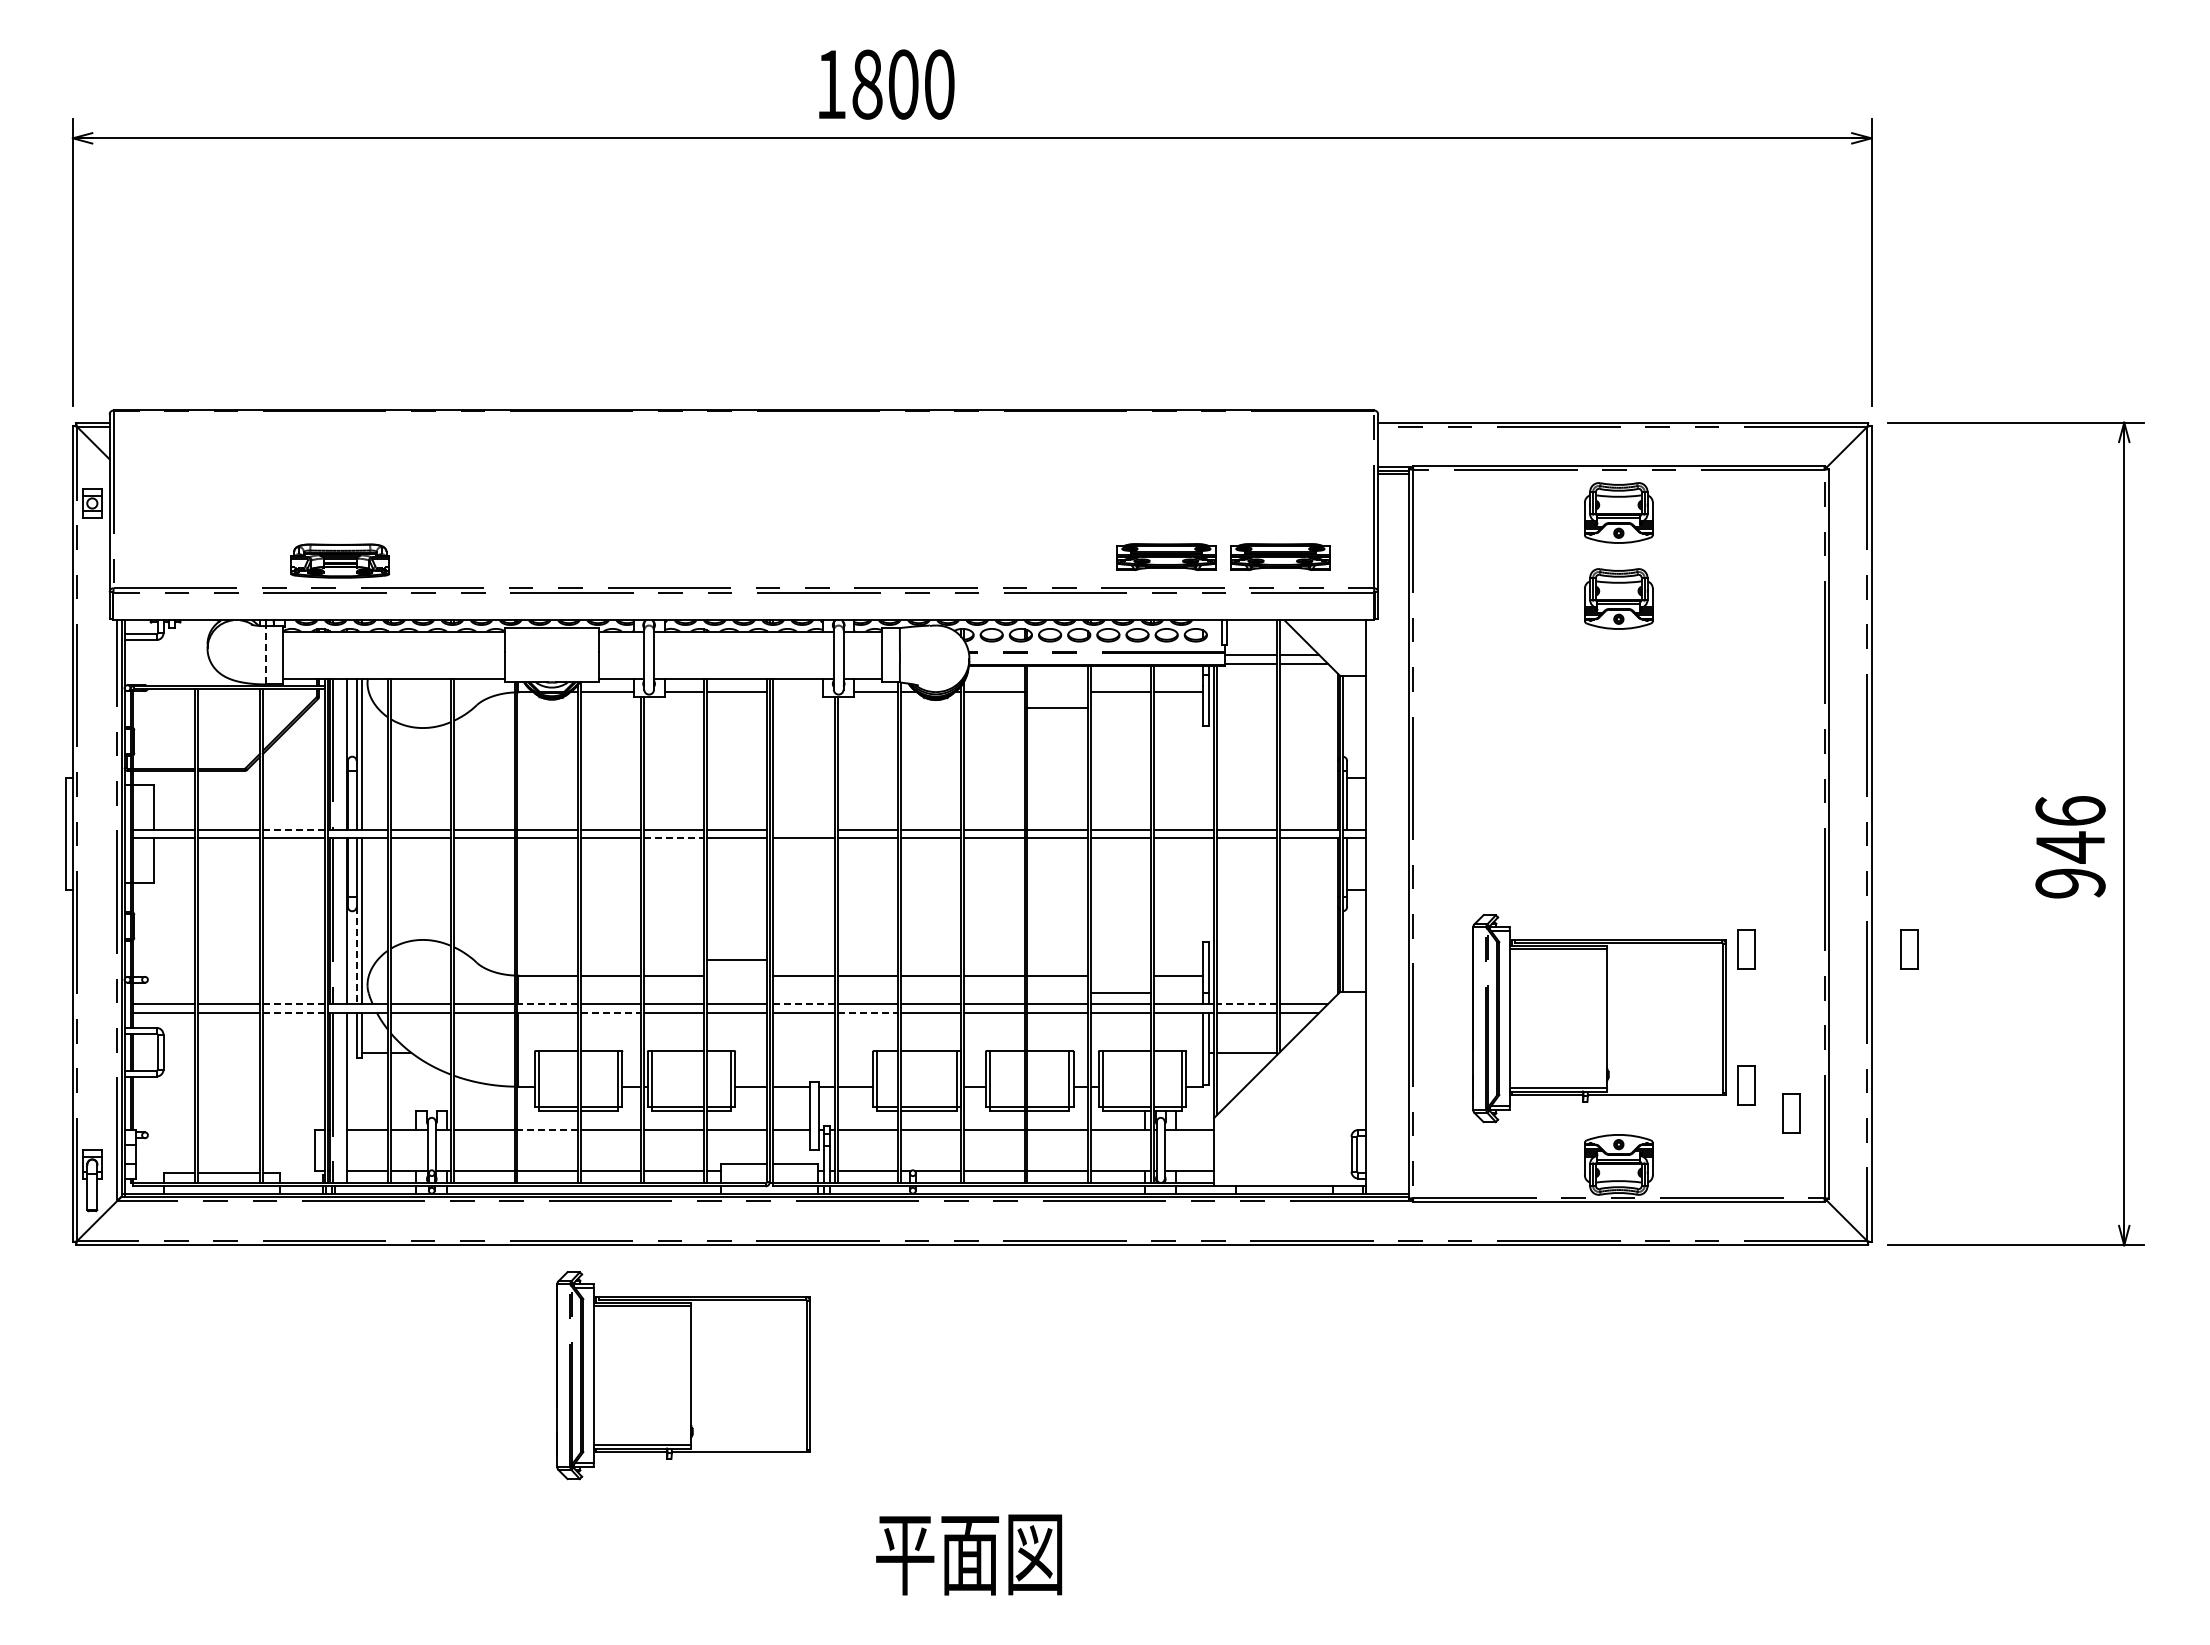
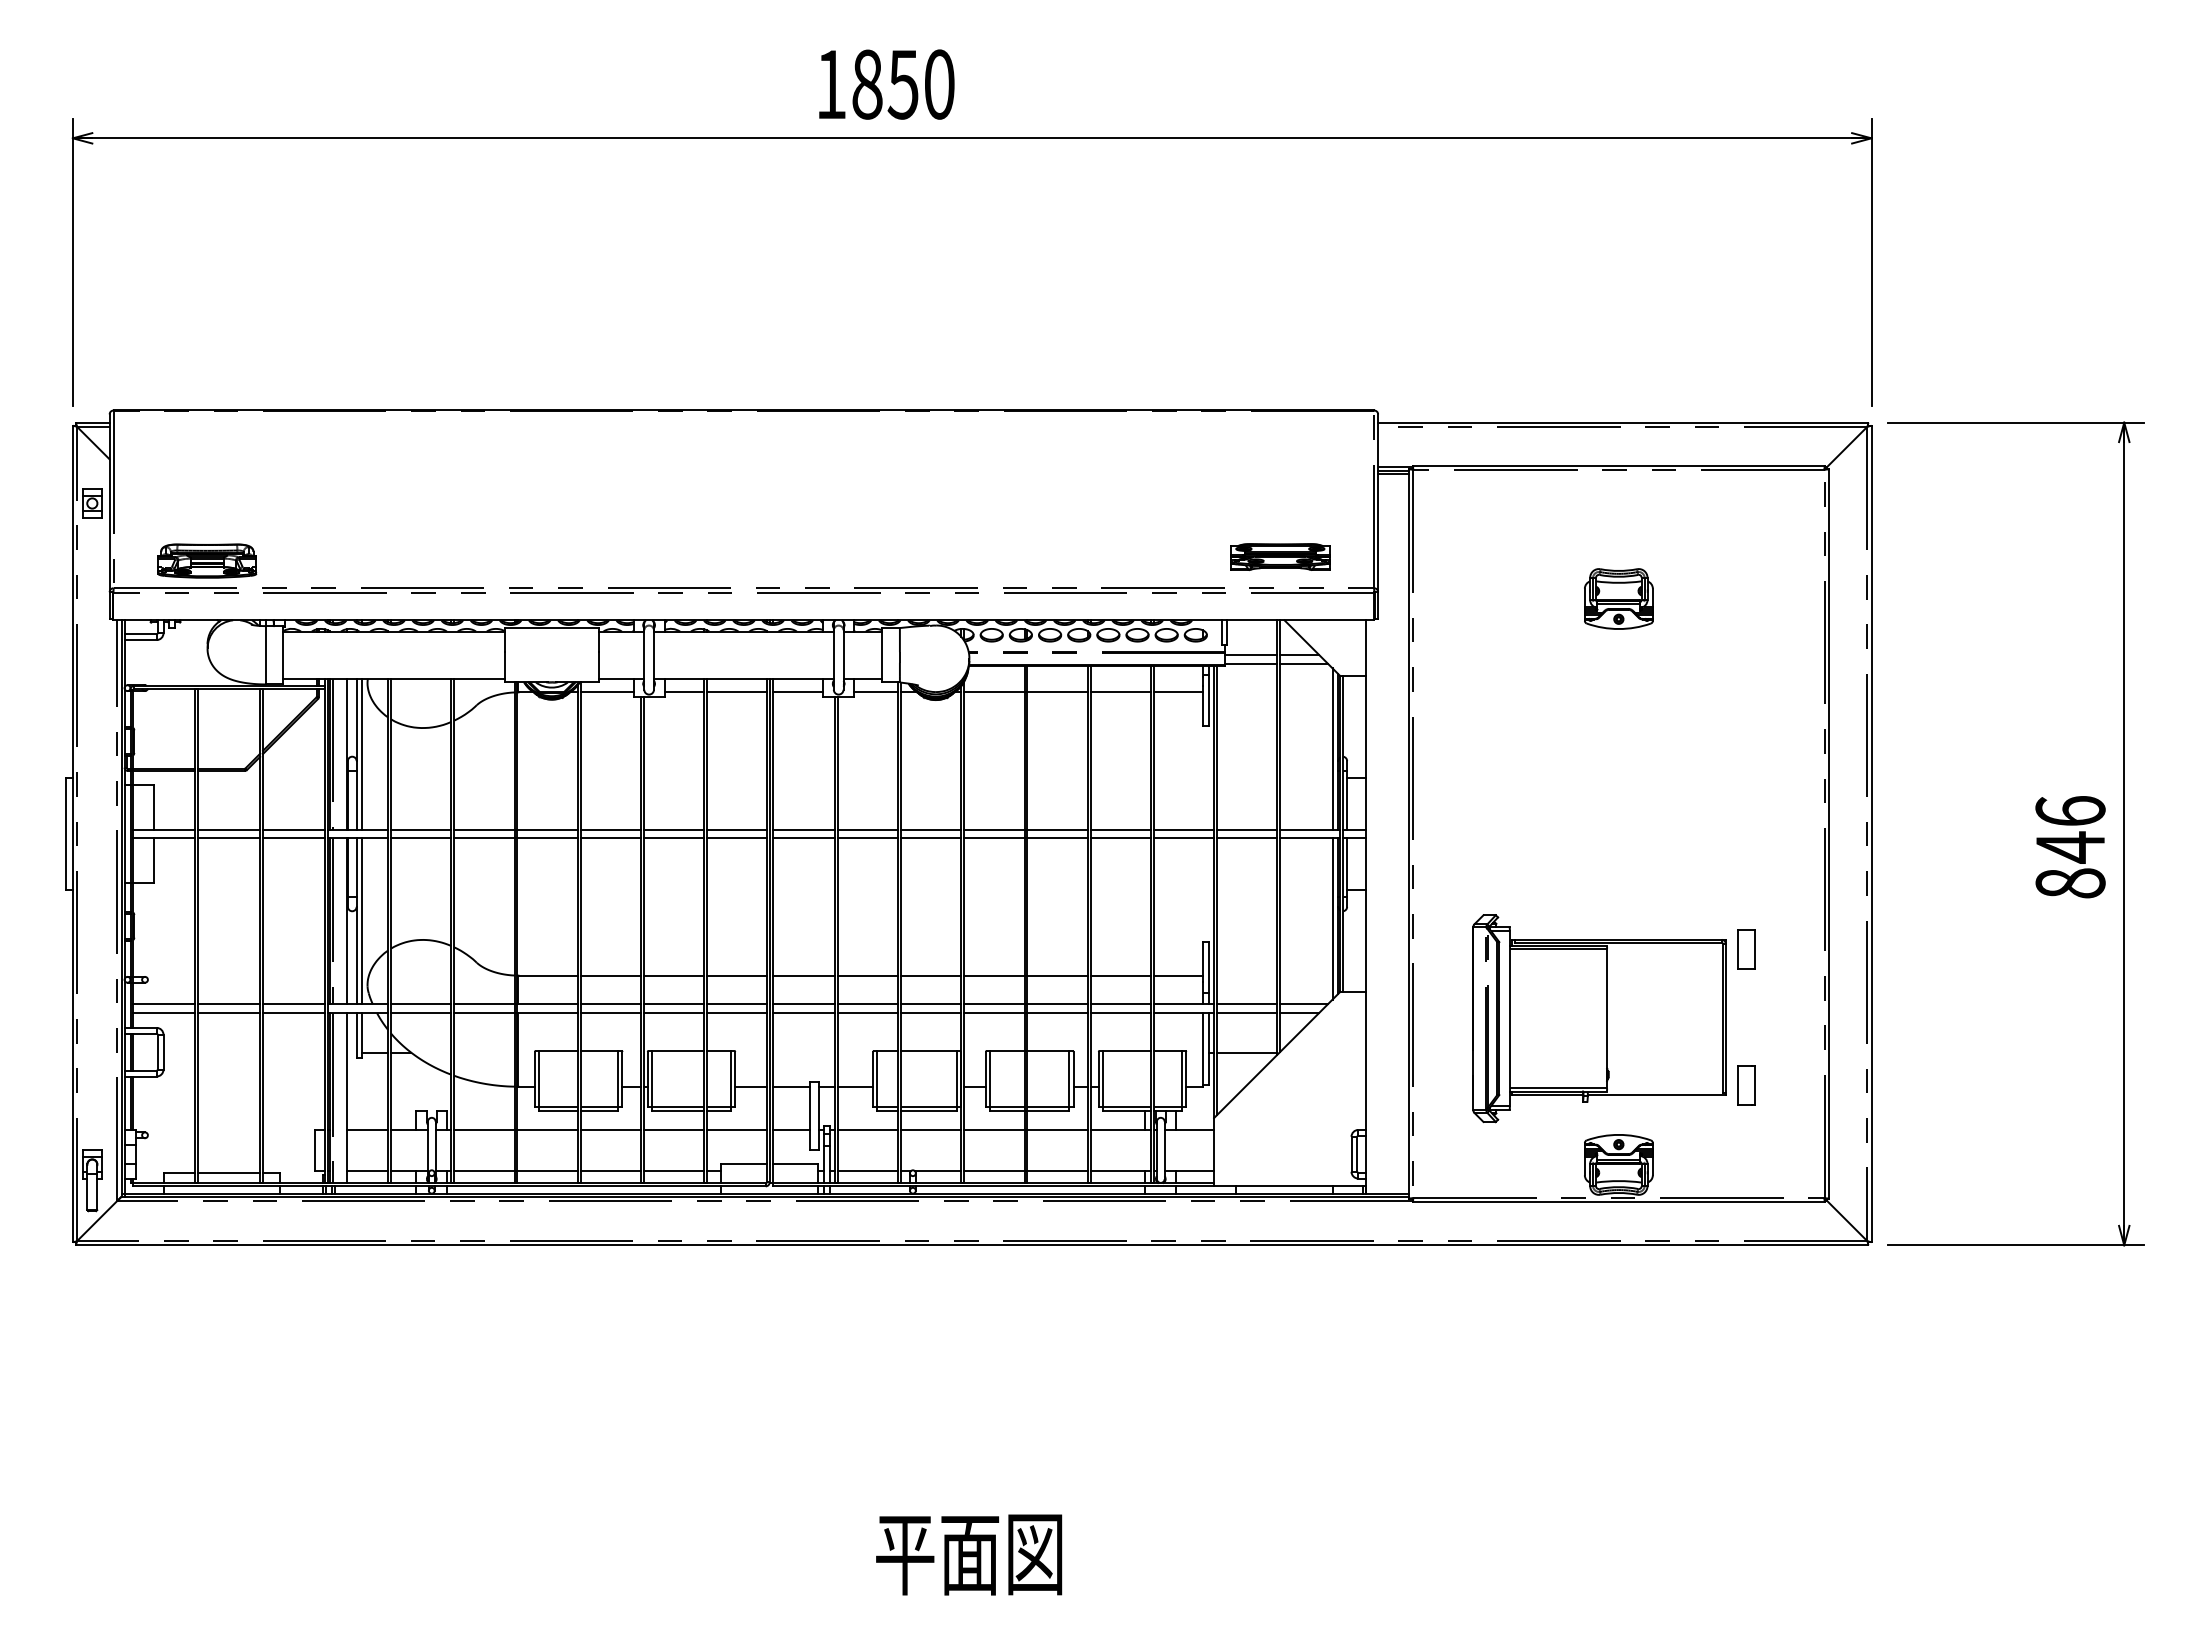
text: 1800 -> 1850 (902, 84)
part: present -> none (1618, 512)
part: present -> none (1166, 556)
part position: (340, 560) -> (207, 560) (207, 560)
line: dashed -> solid (265, 654)
line: none -> present (797, 692)
line position: (1057, 708) -> (1057, 692) (1057, 692)
line: none -> present (1332, 748)
line: dashed -> solid (294, 829)
line: none -> present (803, 829)
line: dashed -> solid (674, 838)
text: 946 -> 846 (2070, 883)
line: none -> present (1332, 918)
part: present -> none (1909, 949)
line: dashed -> solid (356, 955)
line position: (736, 959) -> (736, 975) (736, 975)
line position: (1120, 992) -> (1120, 975) (1120, 975)
line: dashed -> solid (294, 1004)
line: dashed -> solid (547, 1004)
line: dashed -> solid (803, 1004)
line: dashed -> solid (1246, 1004)
line: dashed -> solid (294, 1013)
line: dashed -> solid (611, 1013)
line: dashed -> solid (868, 1013)
part: present -> none (1791, 1113)
line: dashed -> solid (547, 1129)
part: present -> none (683, 1375)
